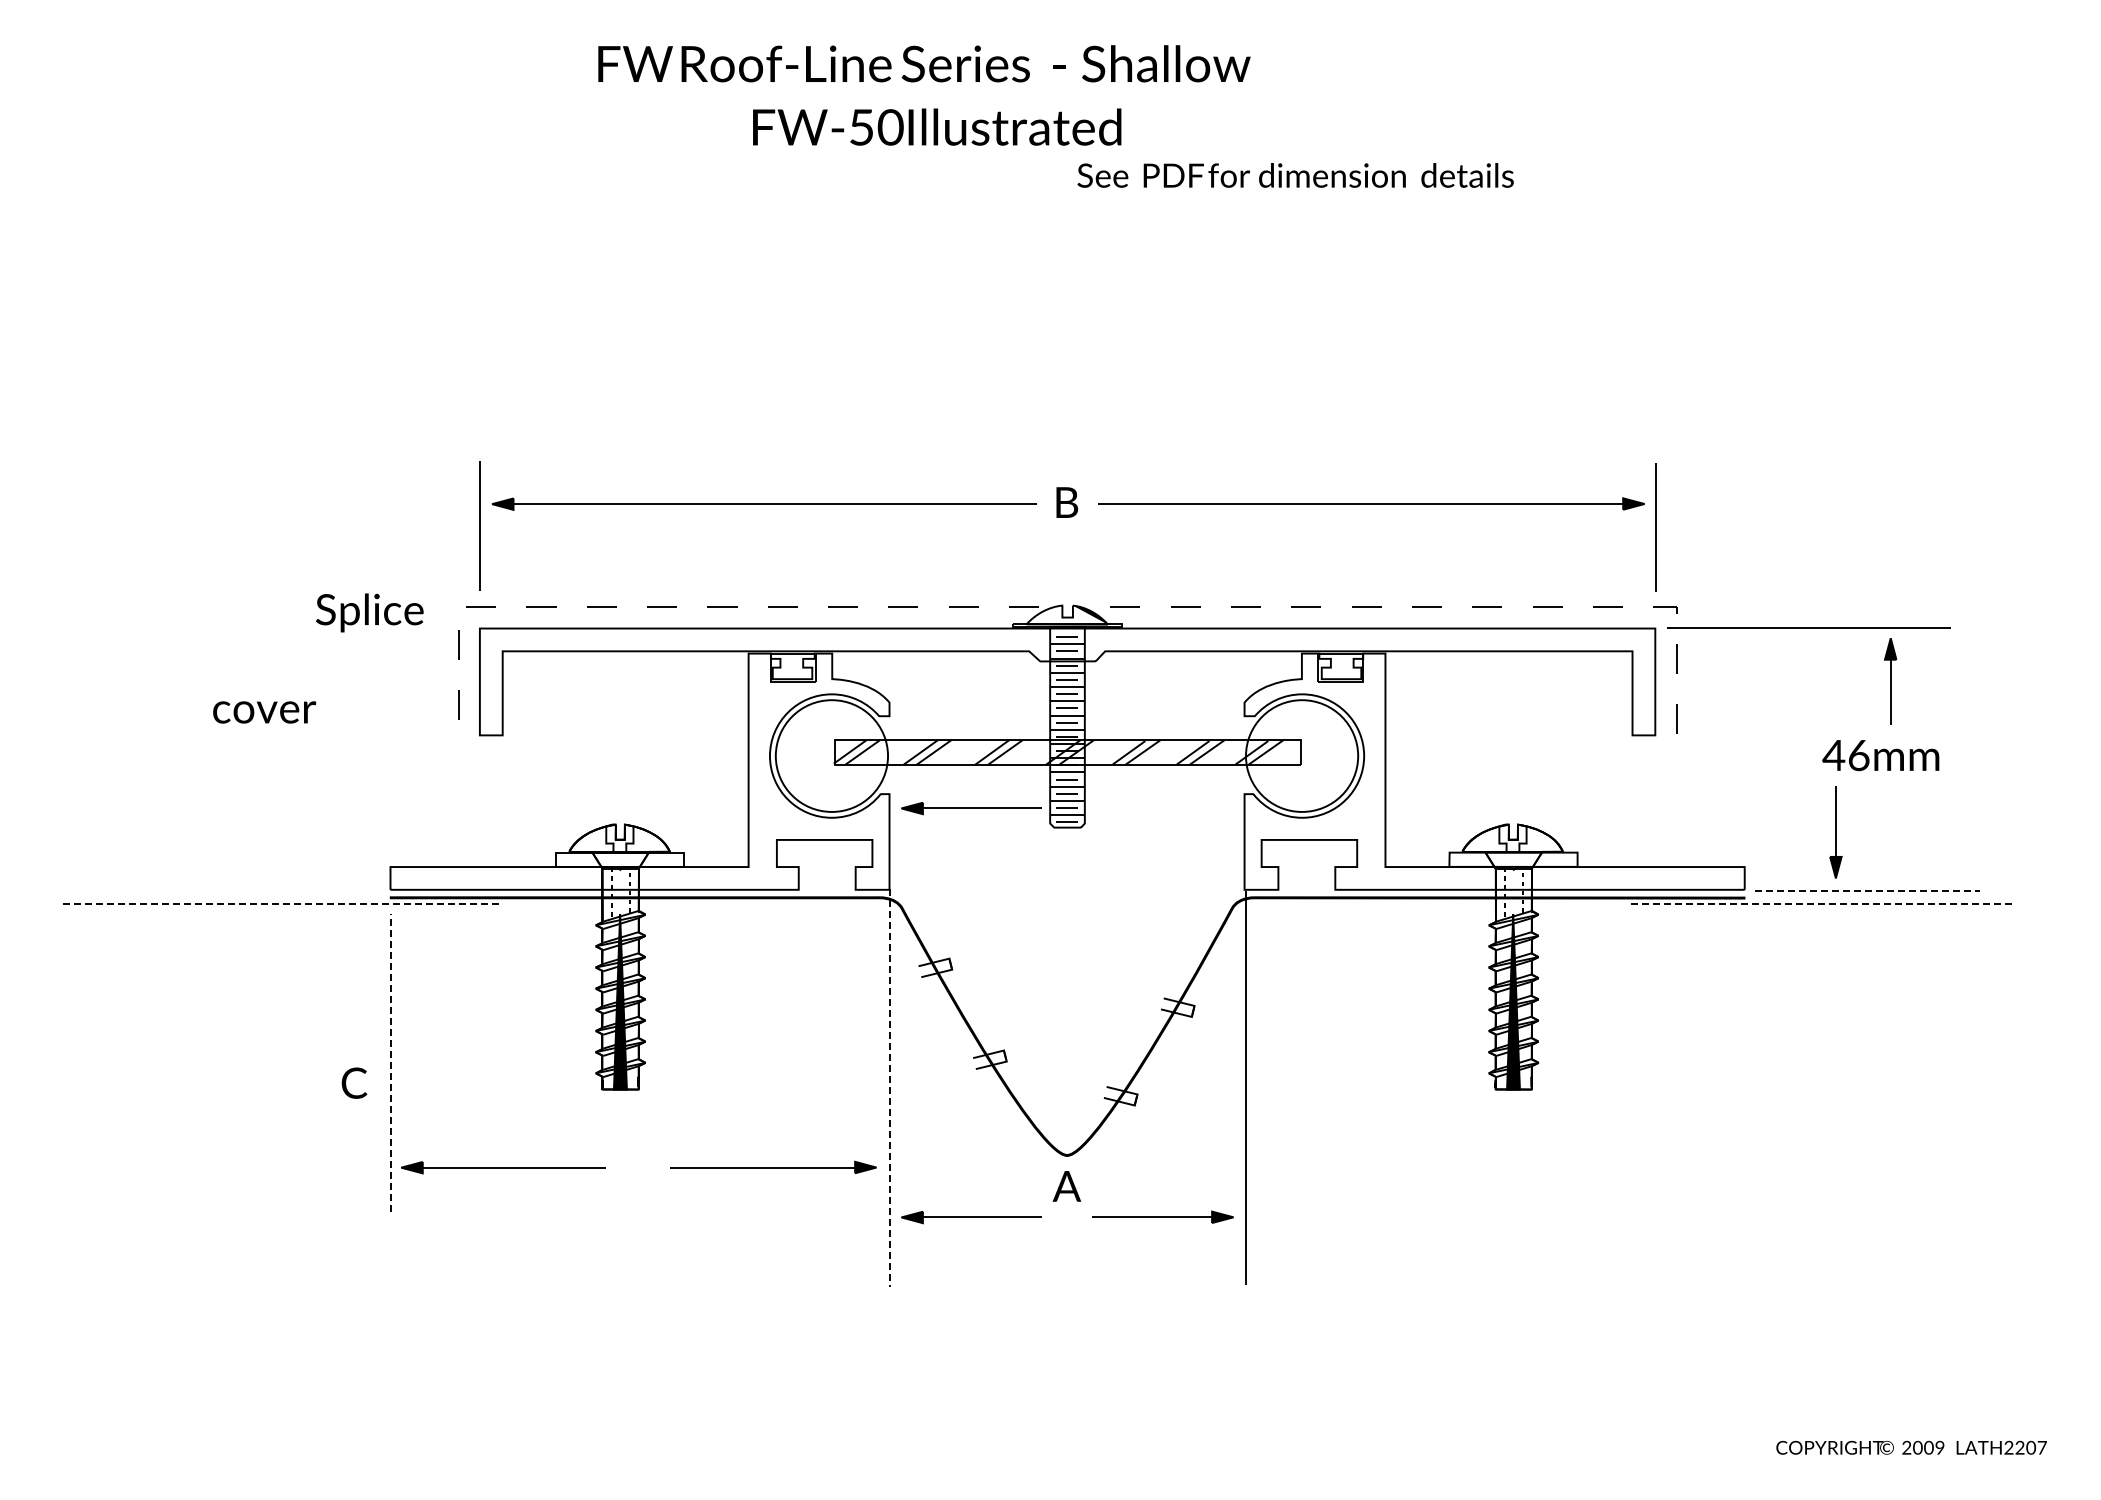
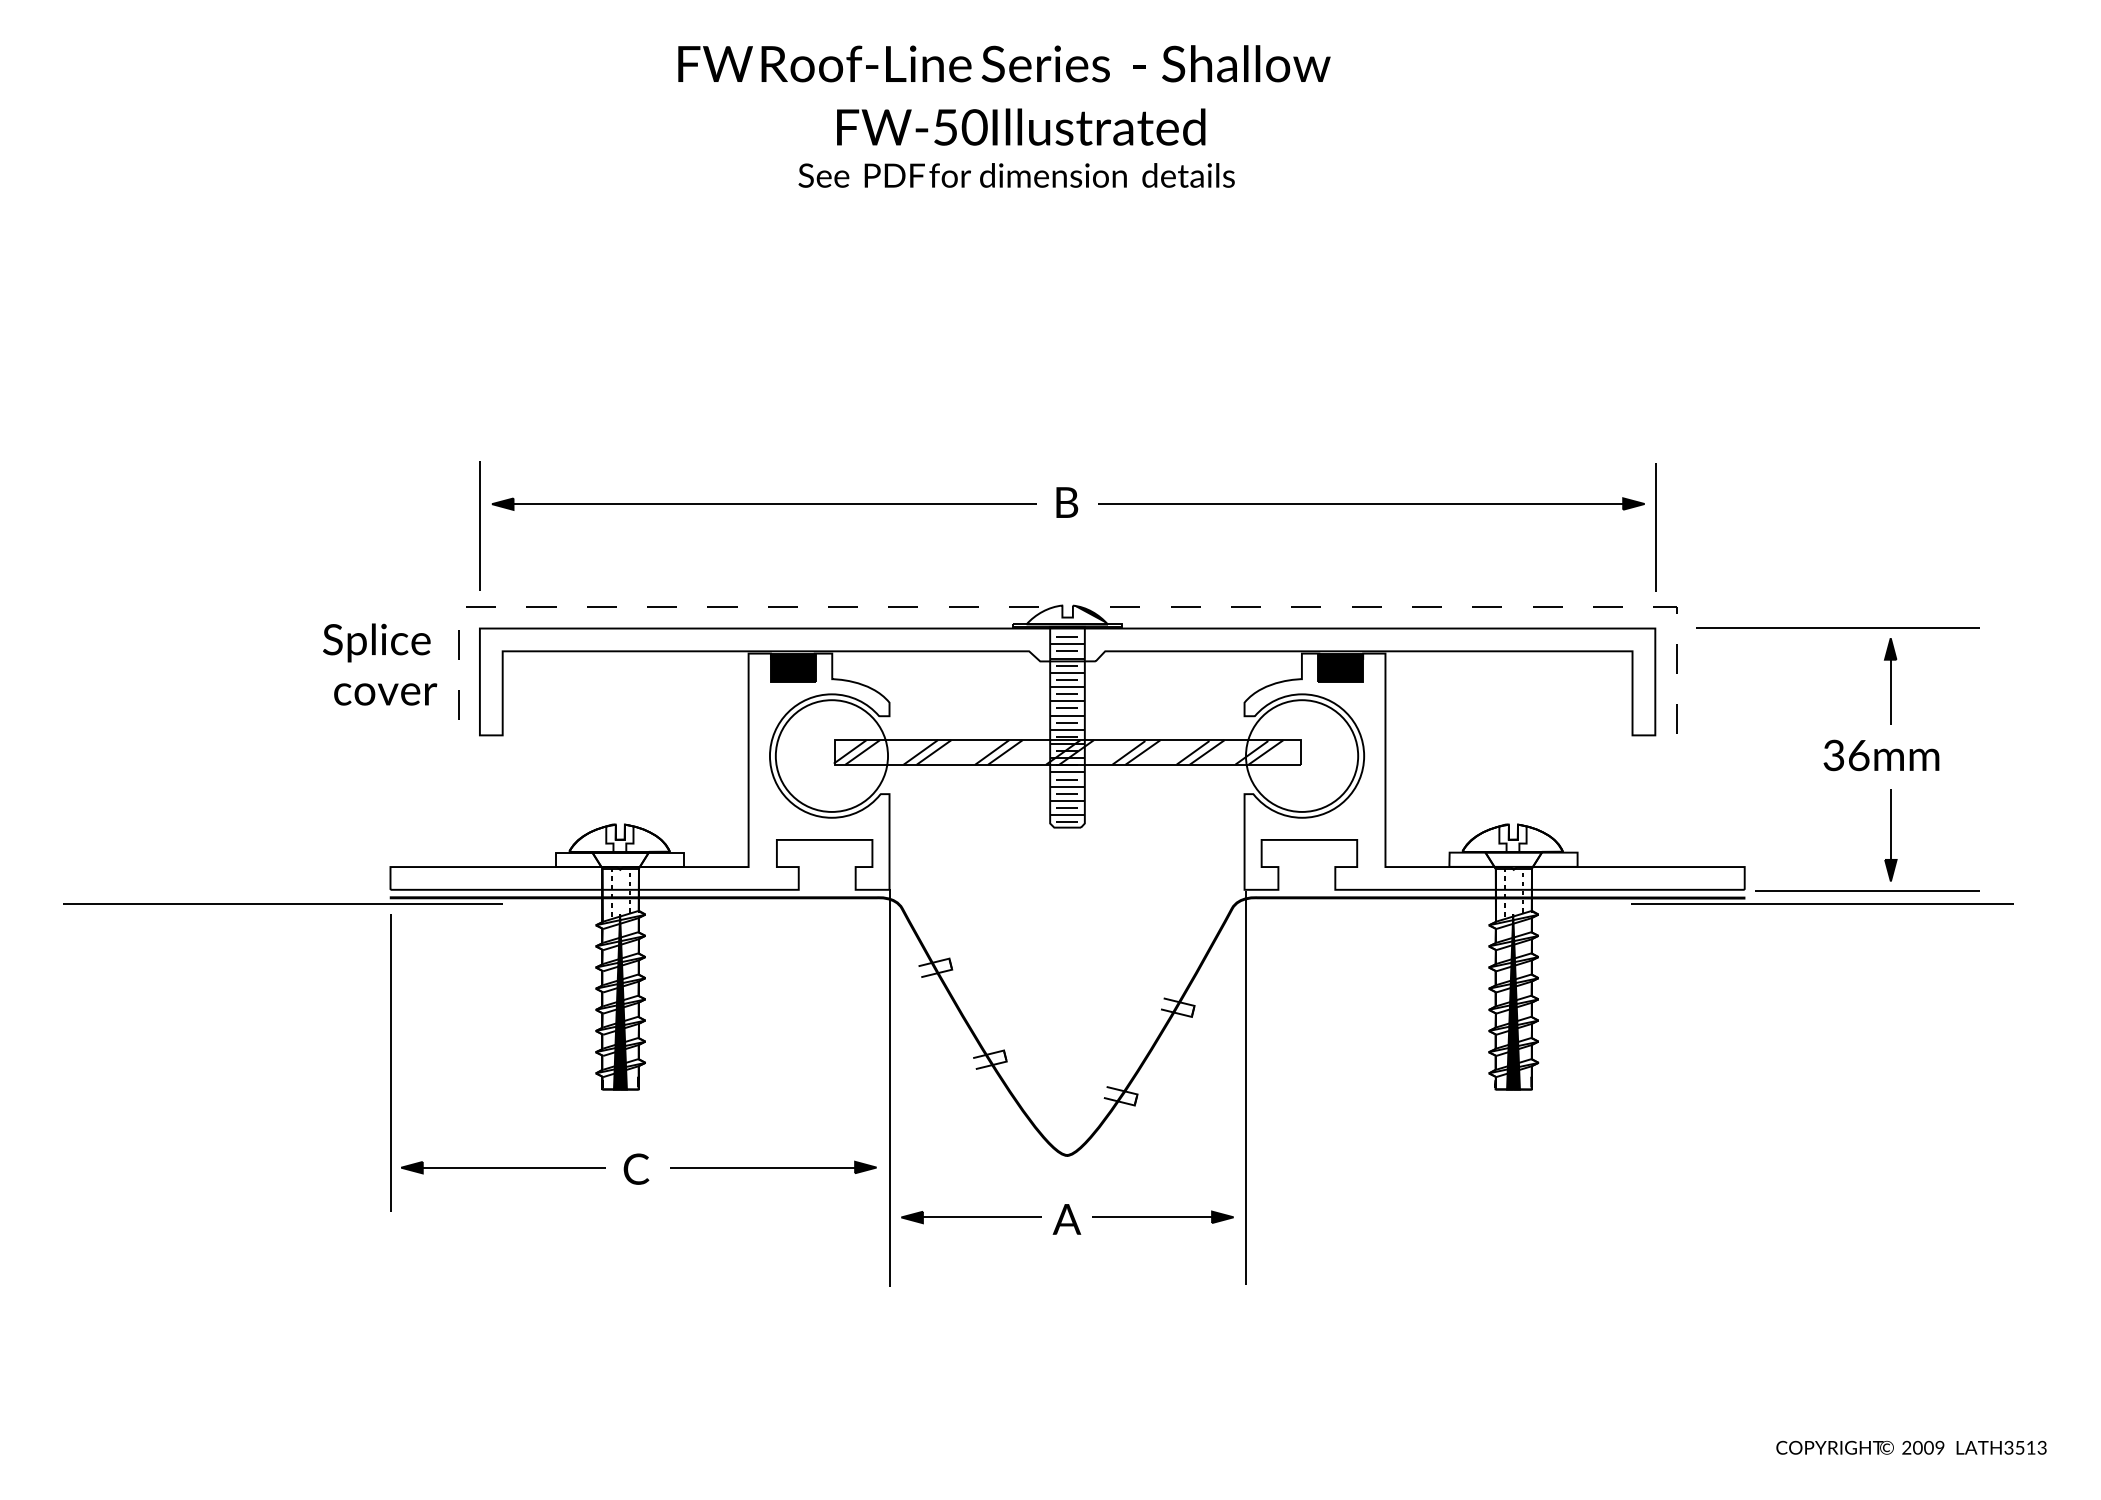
text position: (924, 63) -> (1004, 63) (1004, 63)
text position: (937, 126) -> (1021, 126) (1021, 126)
text position: (1295, 175) -> (1016, 175) (1016, 175)
text position: (369, 612) -> (376, 642) (376, 642)
line position: (1808, 627) -> (1837, 627) (1837, 627)
fill: none -> present (793, 667)
fill: none -> present (1340, 667)
text position: (264, 712) -> (385, 694) (385, 694)
text: 46mm -> 36mm (1833, 755)
part: present -> none (971, 808)
part position: (1835, 832) -> (1890, 835) (1890, 835)
line: dashed -> solid (1867, 891)
line: dashed -> solid (283, 904)
line: dashed -> solid (1822, 904)
line: dashed -> solid (391, 1063)
text position: (354, 1082) -> (636, 1168) (636, 1168)
line: dashed -> solid (889, 1088)
text position: (1066, 1186) -> (1066, 1219) (1066, 1219)
text: LATH2207 -> LATH3513 (2025, 1447)
